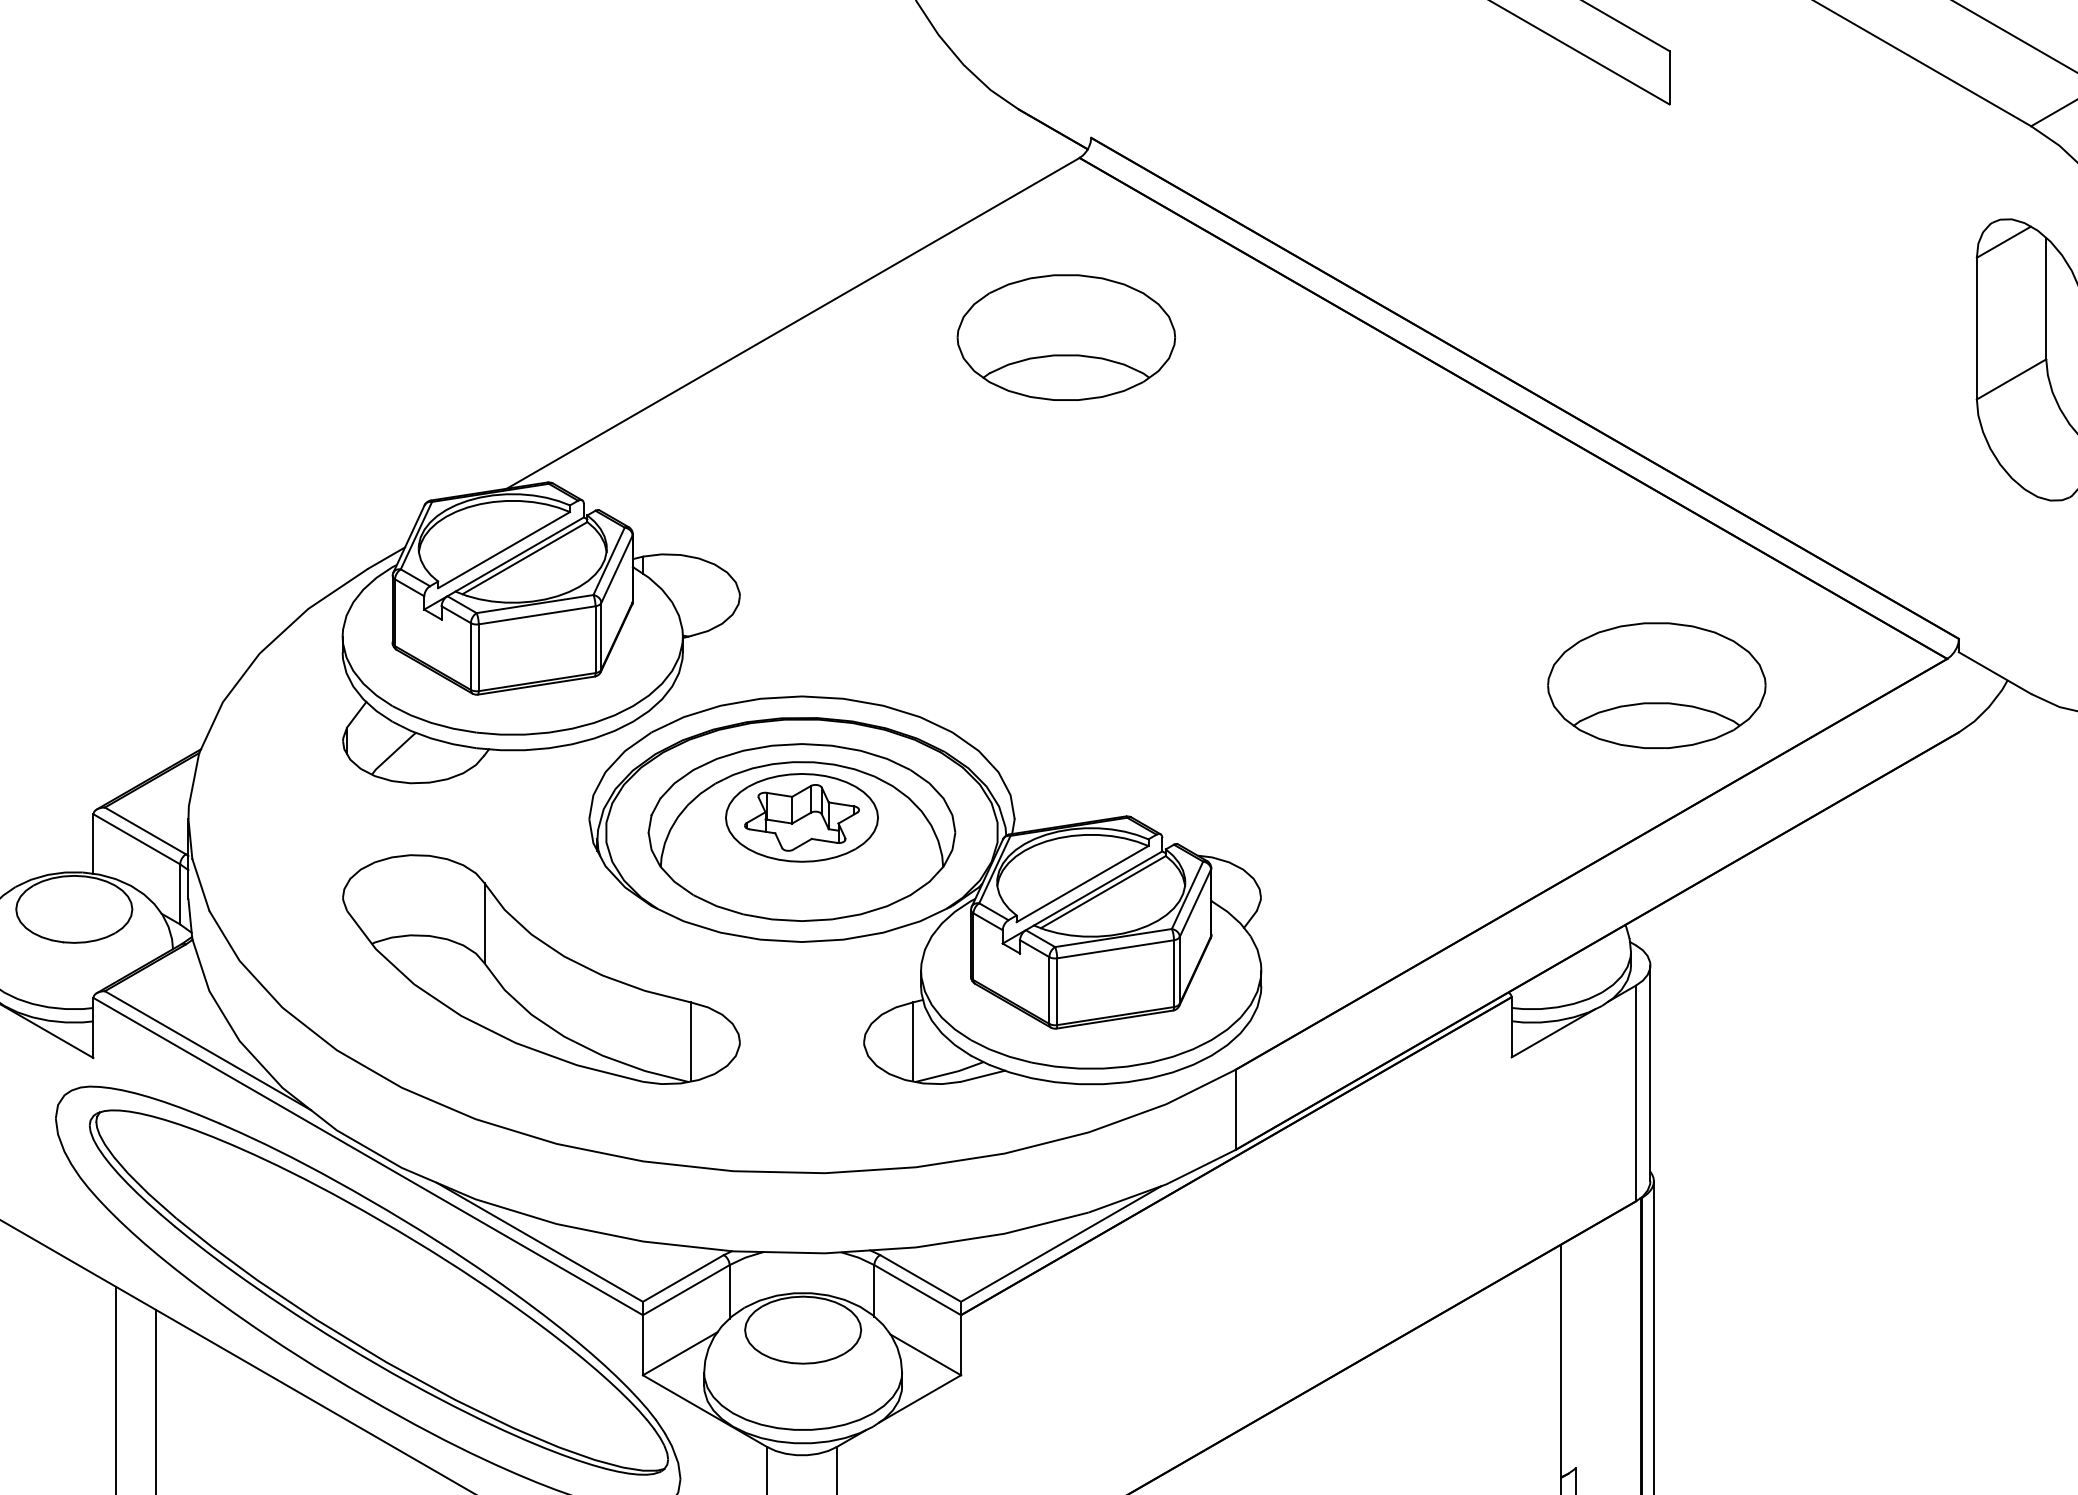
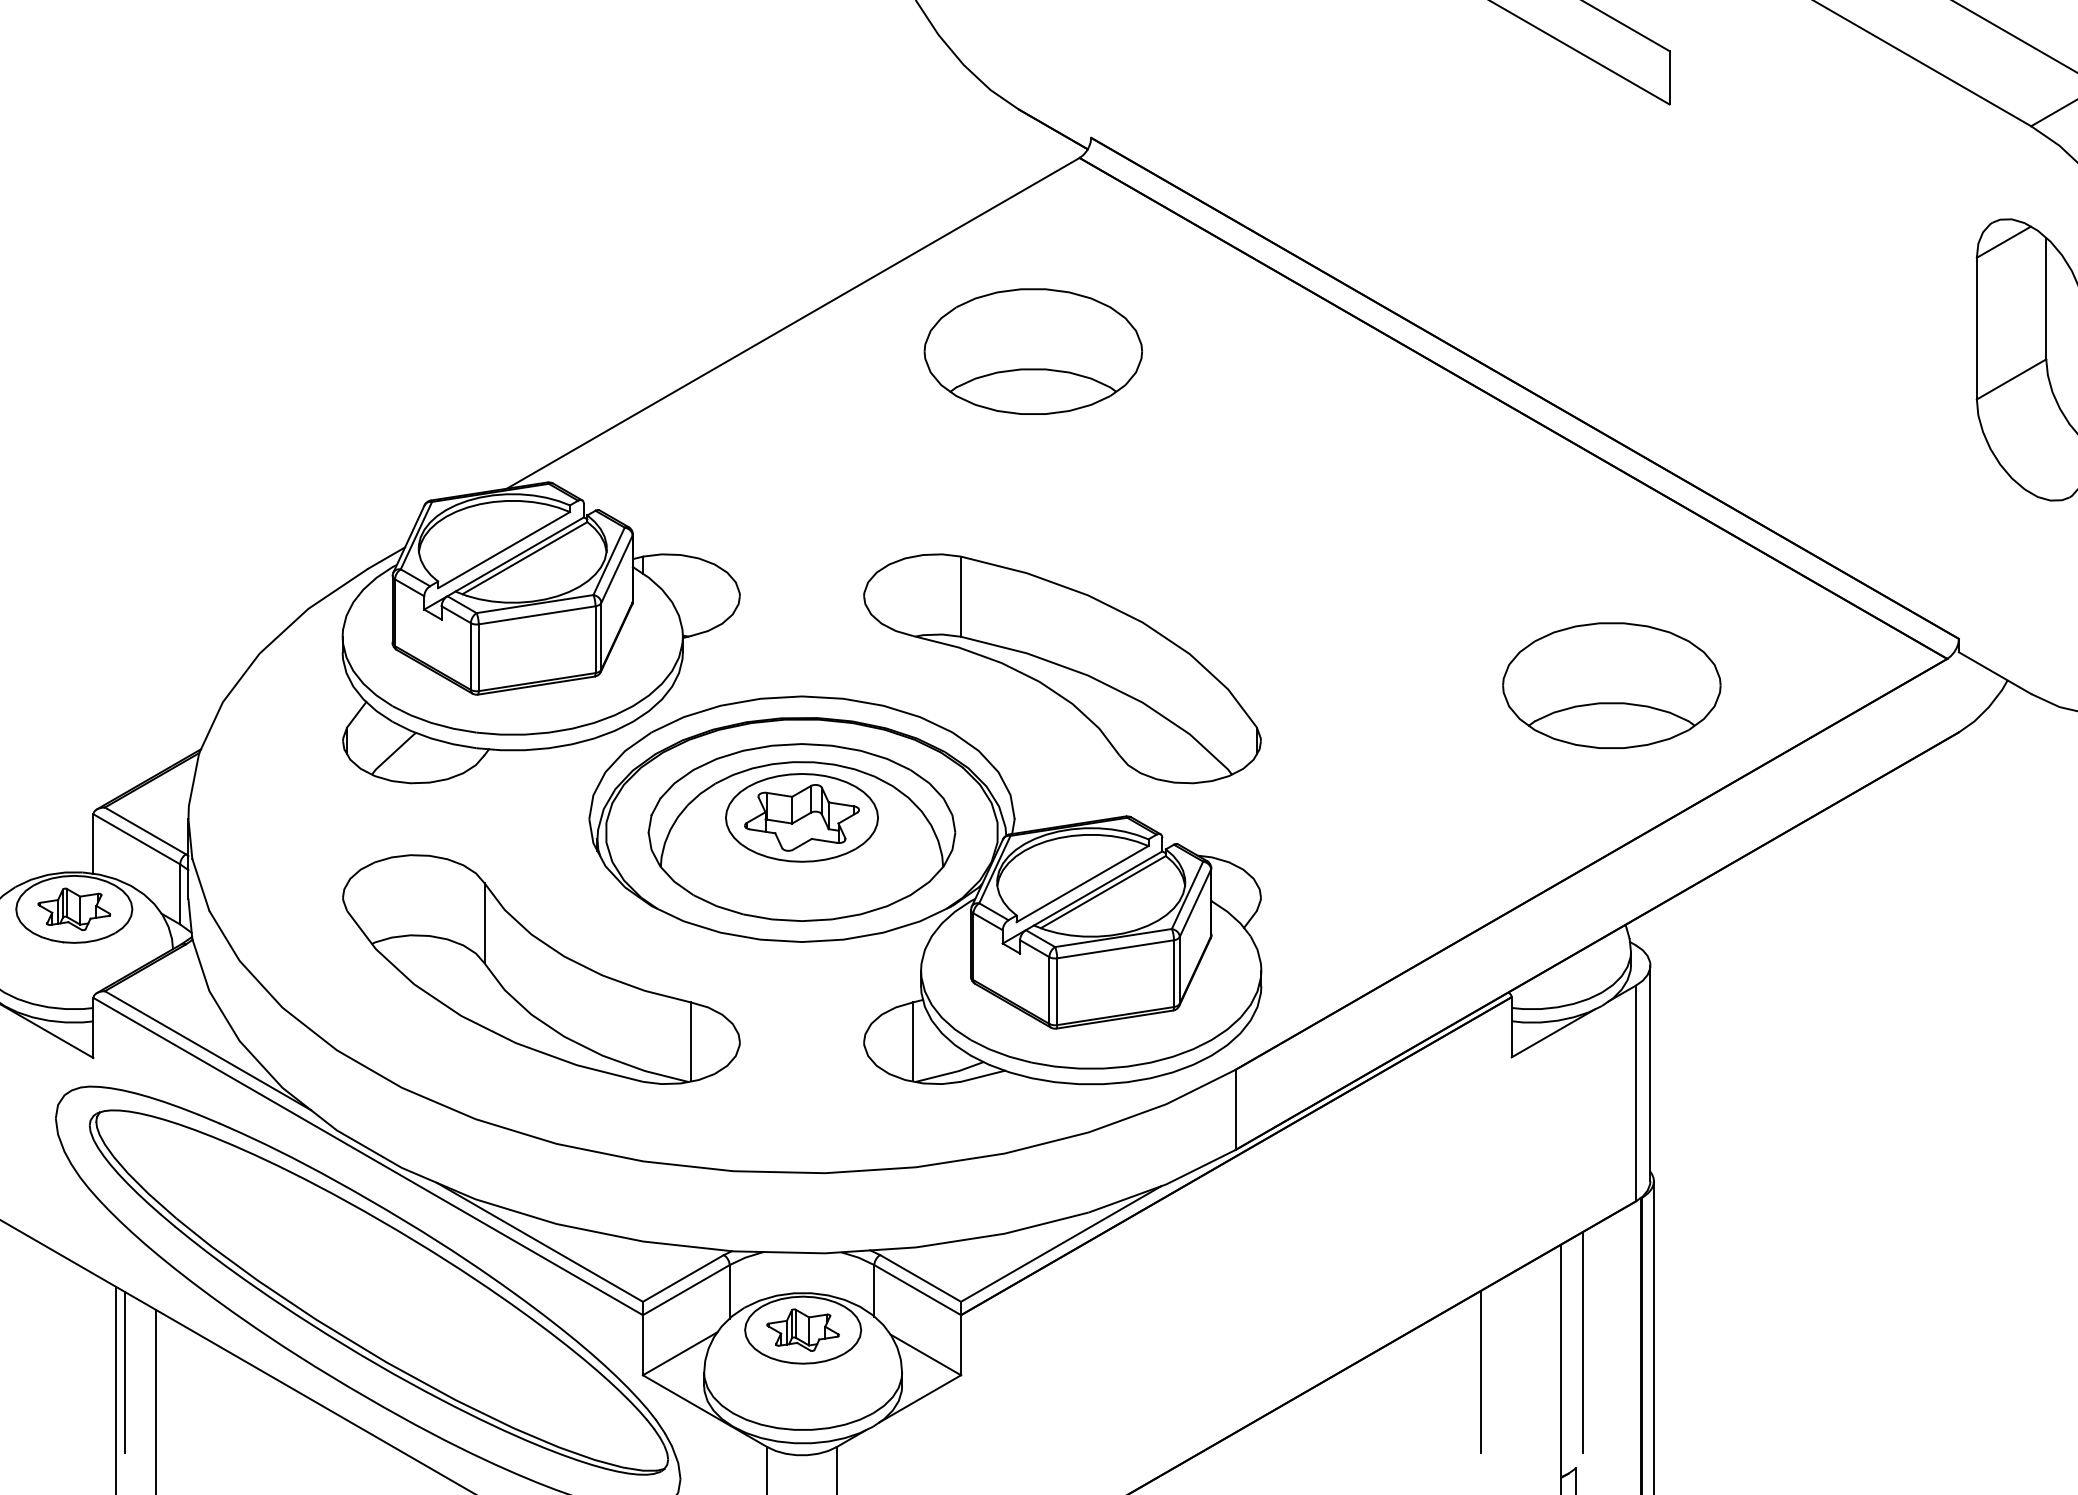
part position: (1065, 337) -> (1032, 351) (1032, 351)
part: none -> present (1062, 668)
part position: (1656, 685) -> (1611, 685) (1611, 685)
part: none -> present (74, 909)
part: none -> present (802, 1329)
line: none -> present (1583, 1342)
line: none -> present (1480, 1371)
line: none -> present (125, 1372)
